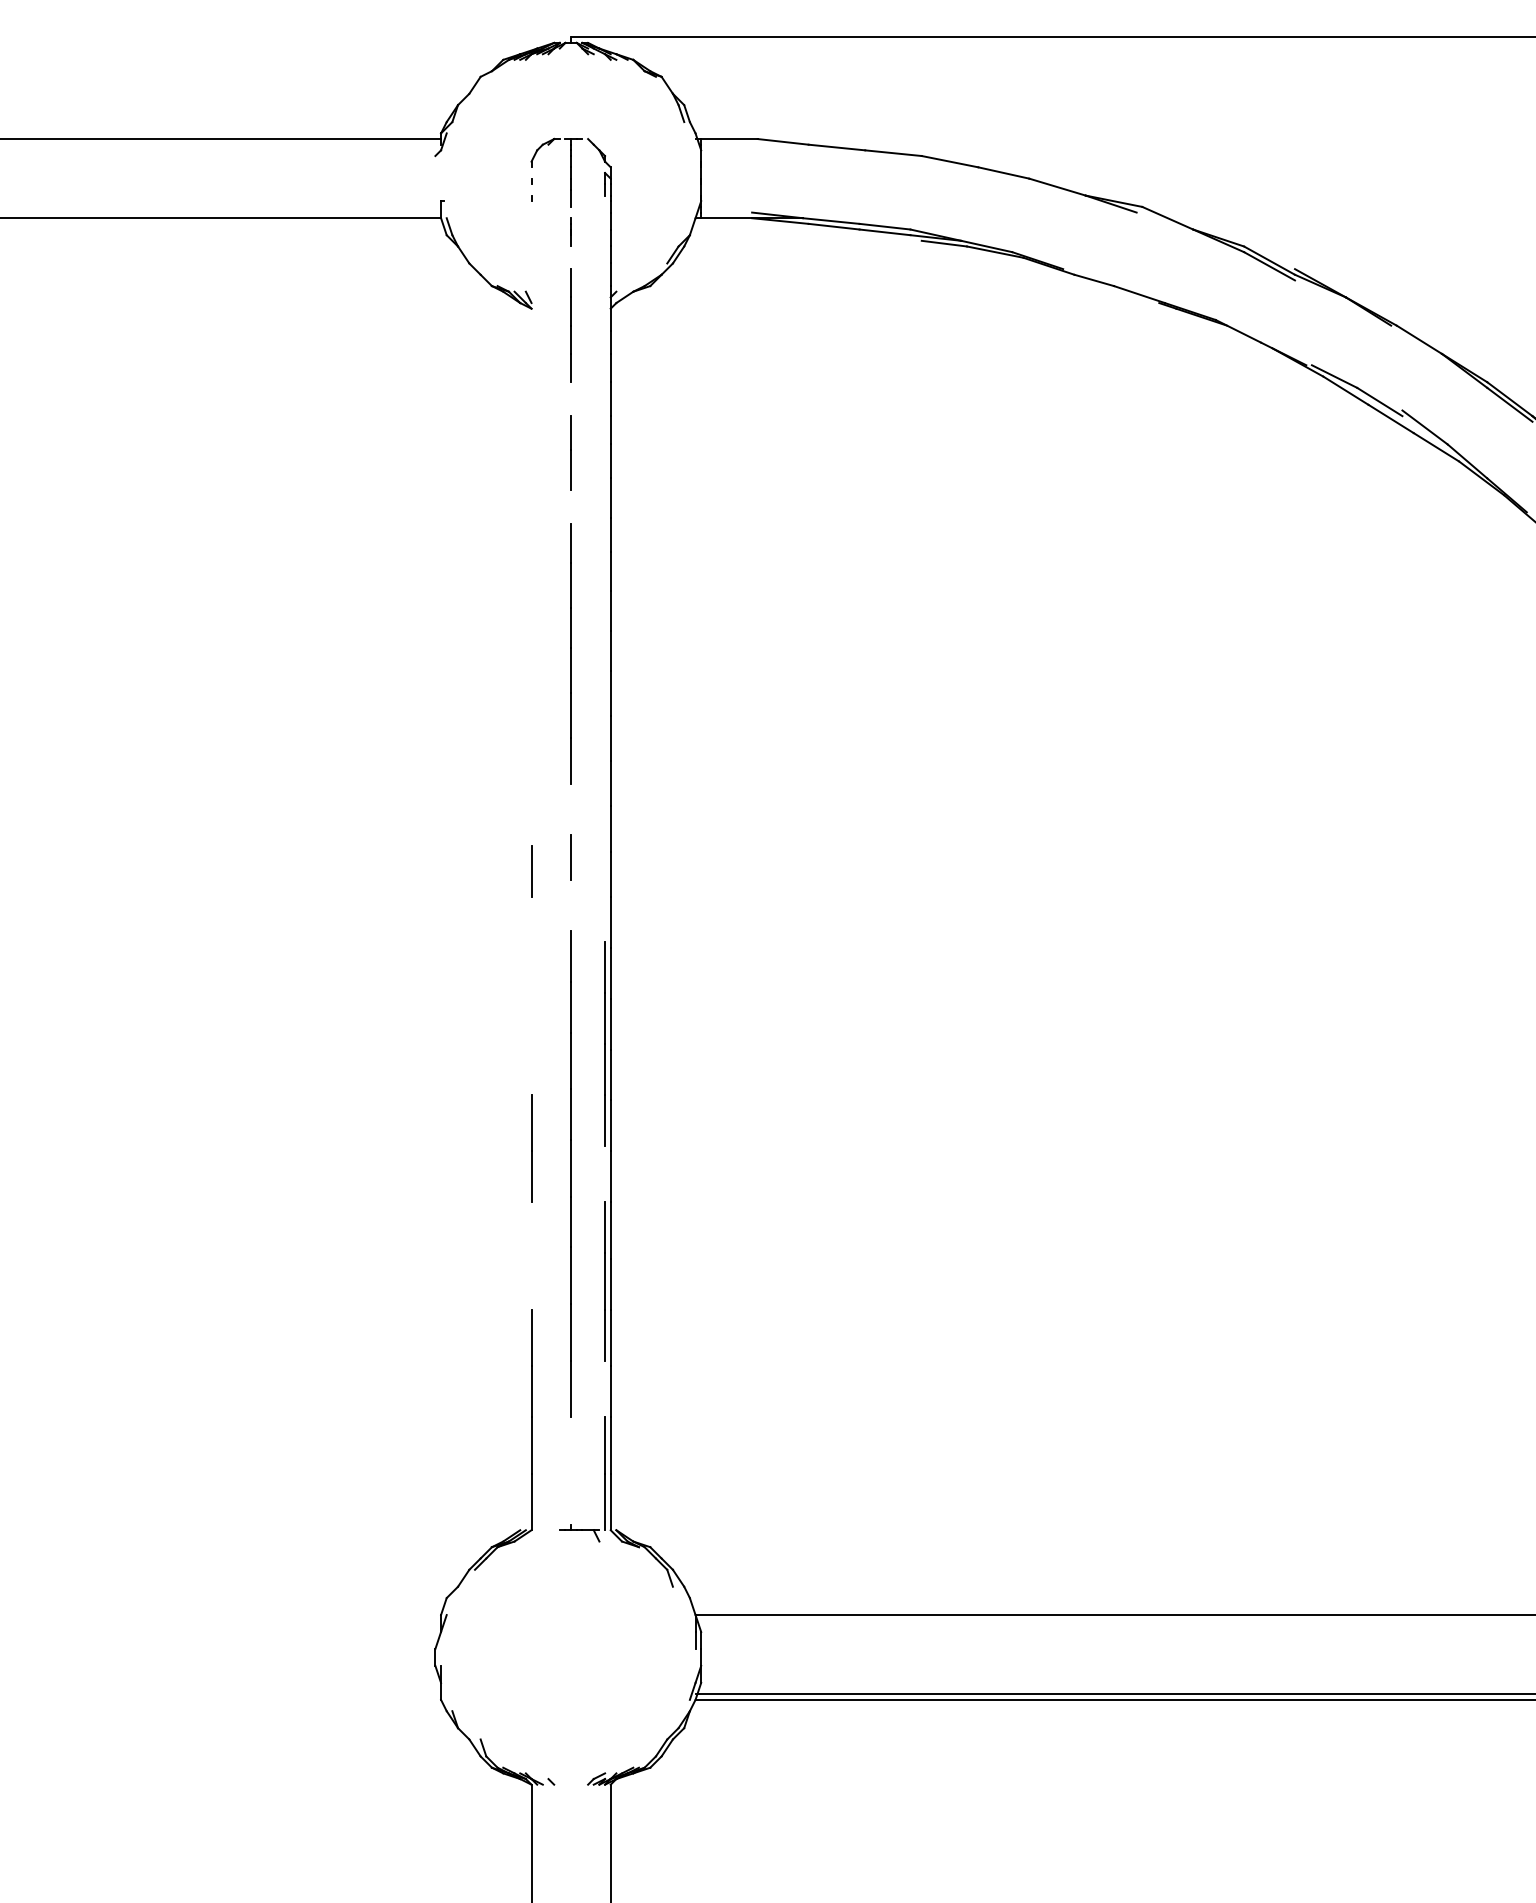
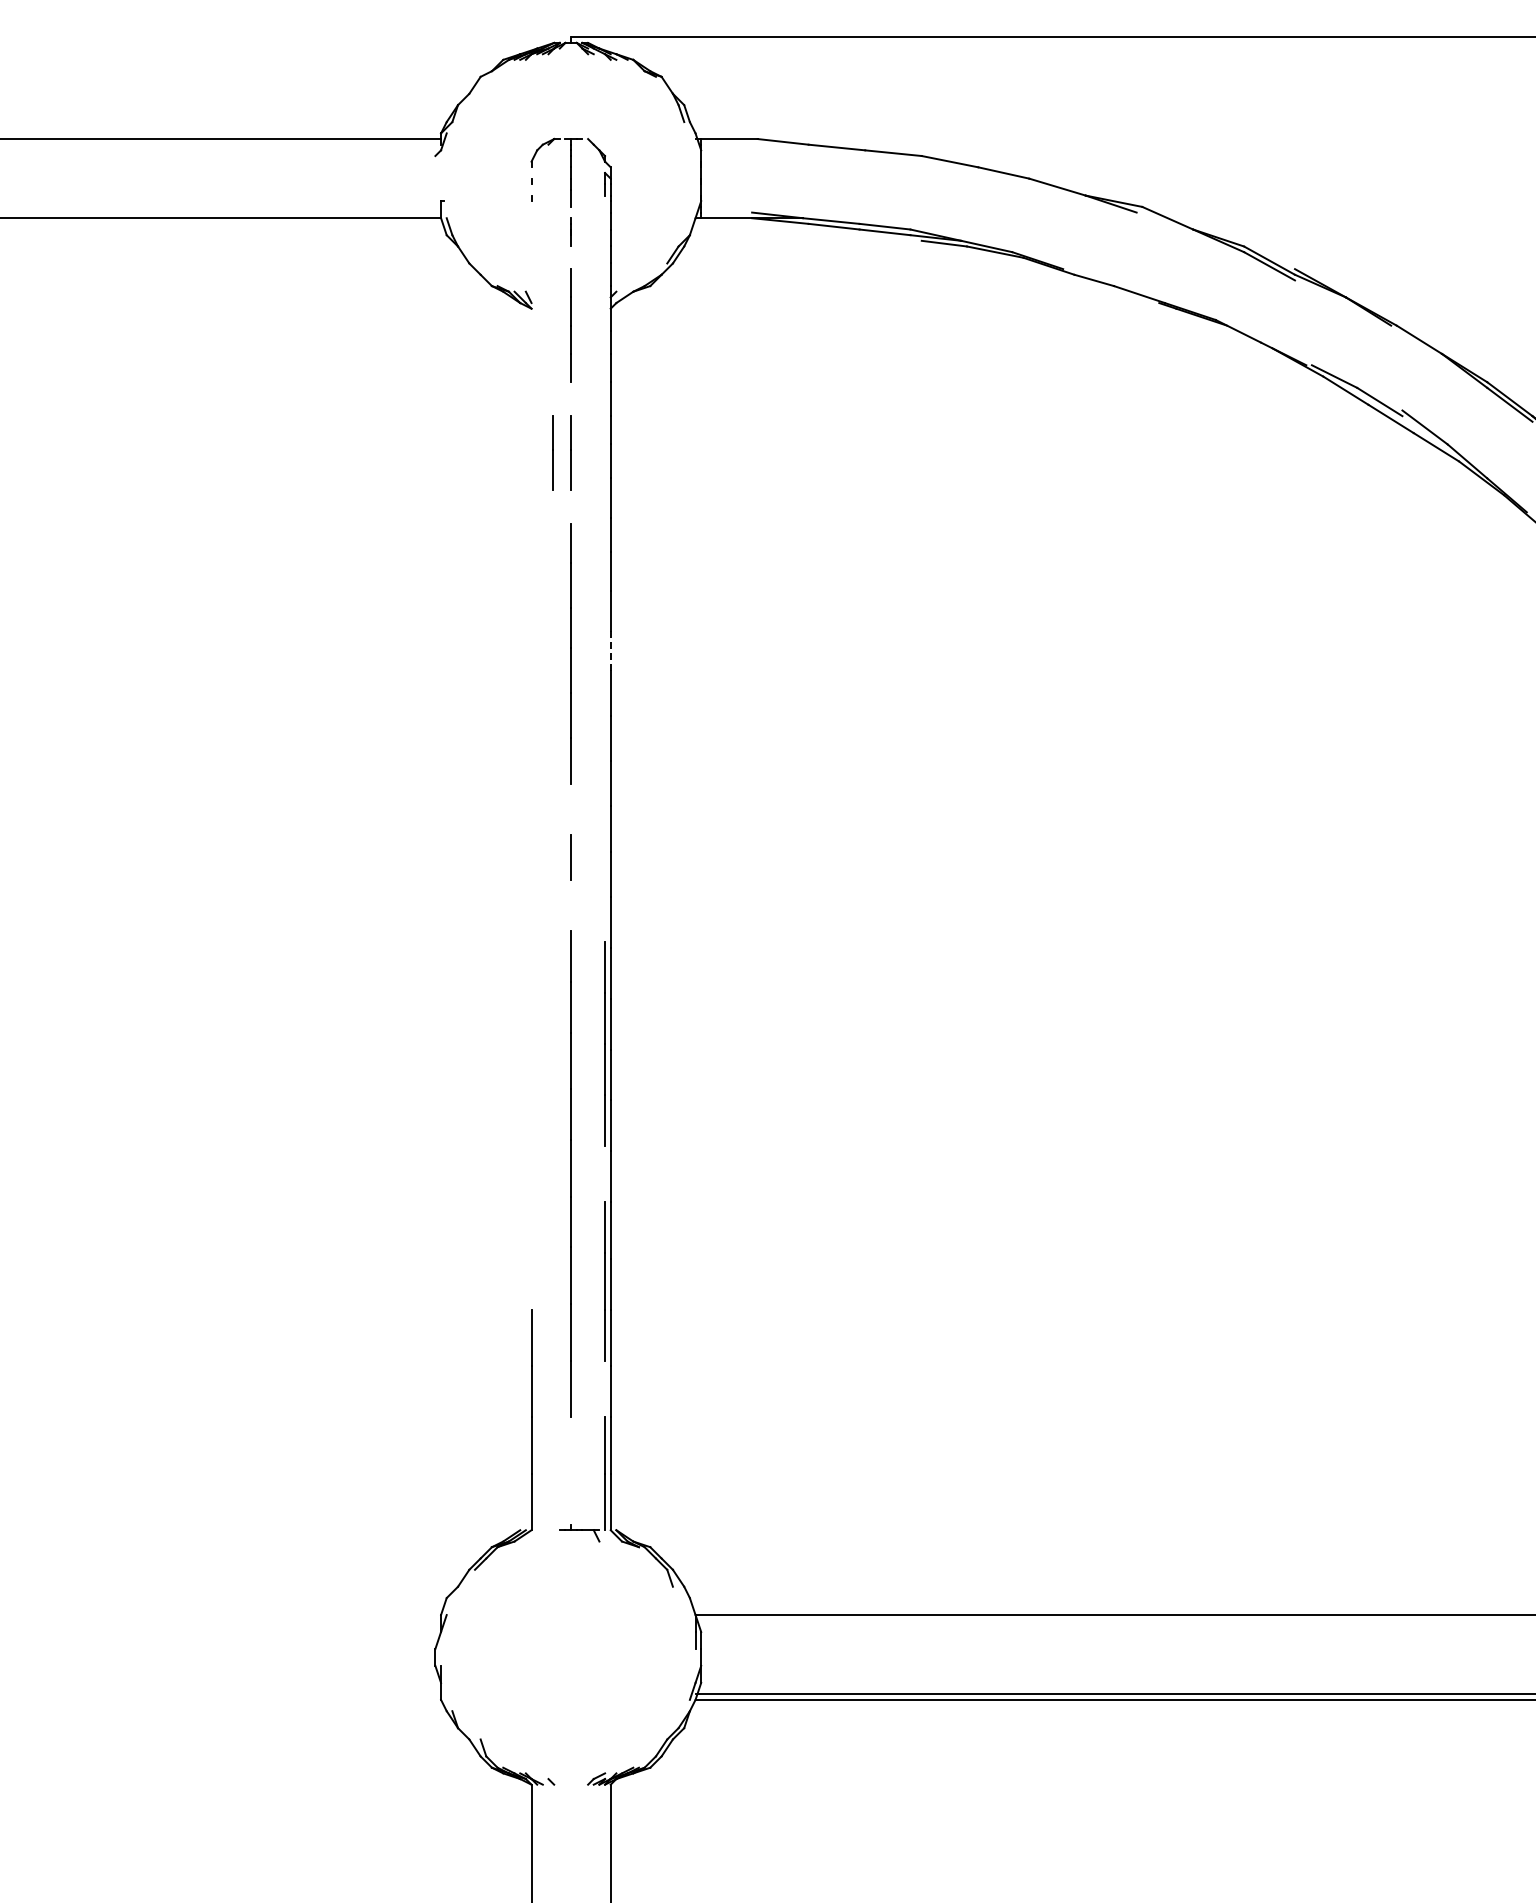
line: none -> present (552, 452)
line: solid -> dashed (610, 650)
line: present -> none (531, 870)
line: present -> none (531, 1148)
